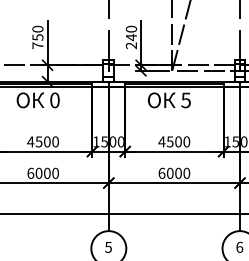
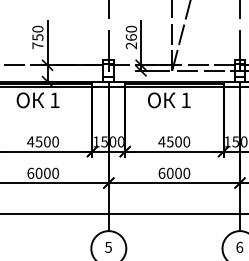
text: 240 -> 260 (131, 37)
text: 0 -> 1 (54, 100)
text: 5 -> 1 (185, 100)
